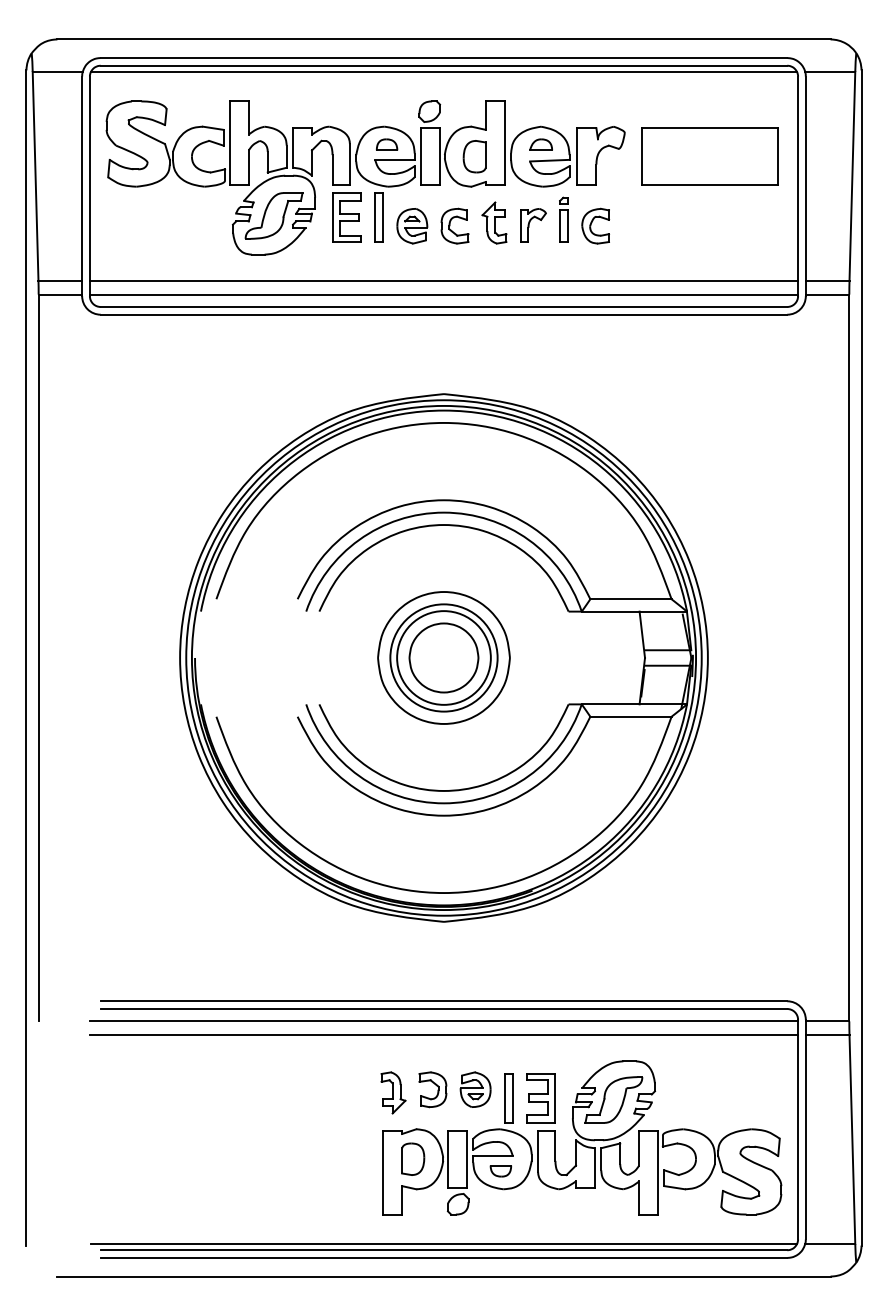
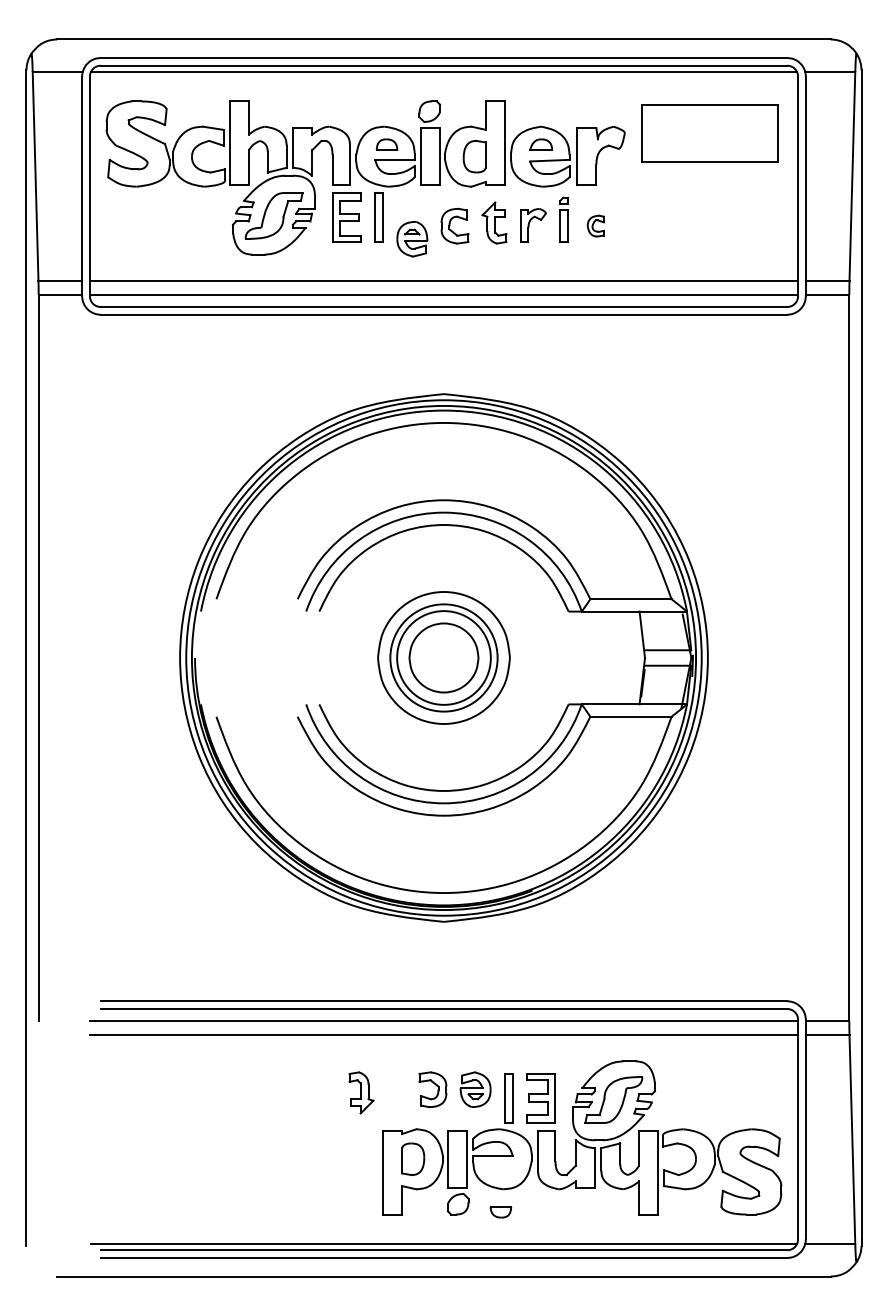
part position: (709, 156) -> (709, 133) (709, 133)
part size: 30x38 px -> 19x24 px (595, 225)
part position: (412, 226) -> (412, 239) (412, 239)
part position: (393, 1092) -> (361, 1092) (361, 1092)
part position: (500, 1171) -> (500, 1212) (500, 1212)
